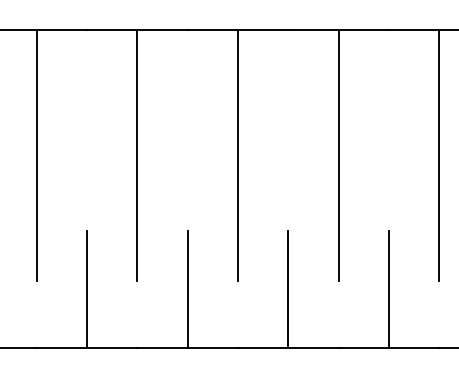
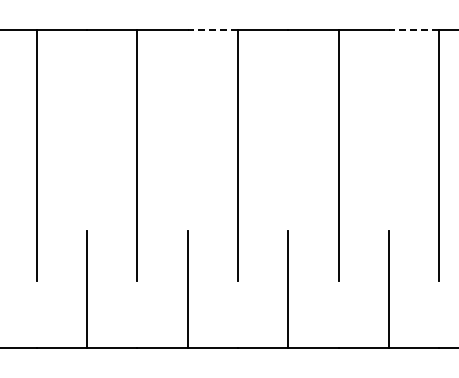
line: solid -> dashed (212, 29)
line: solid -> dashed (413, 29)
